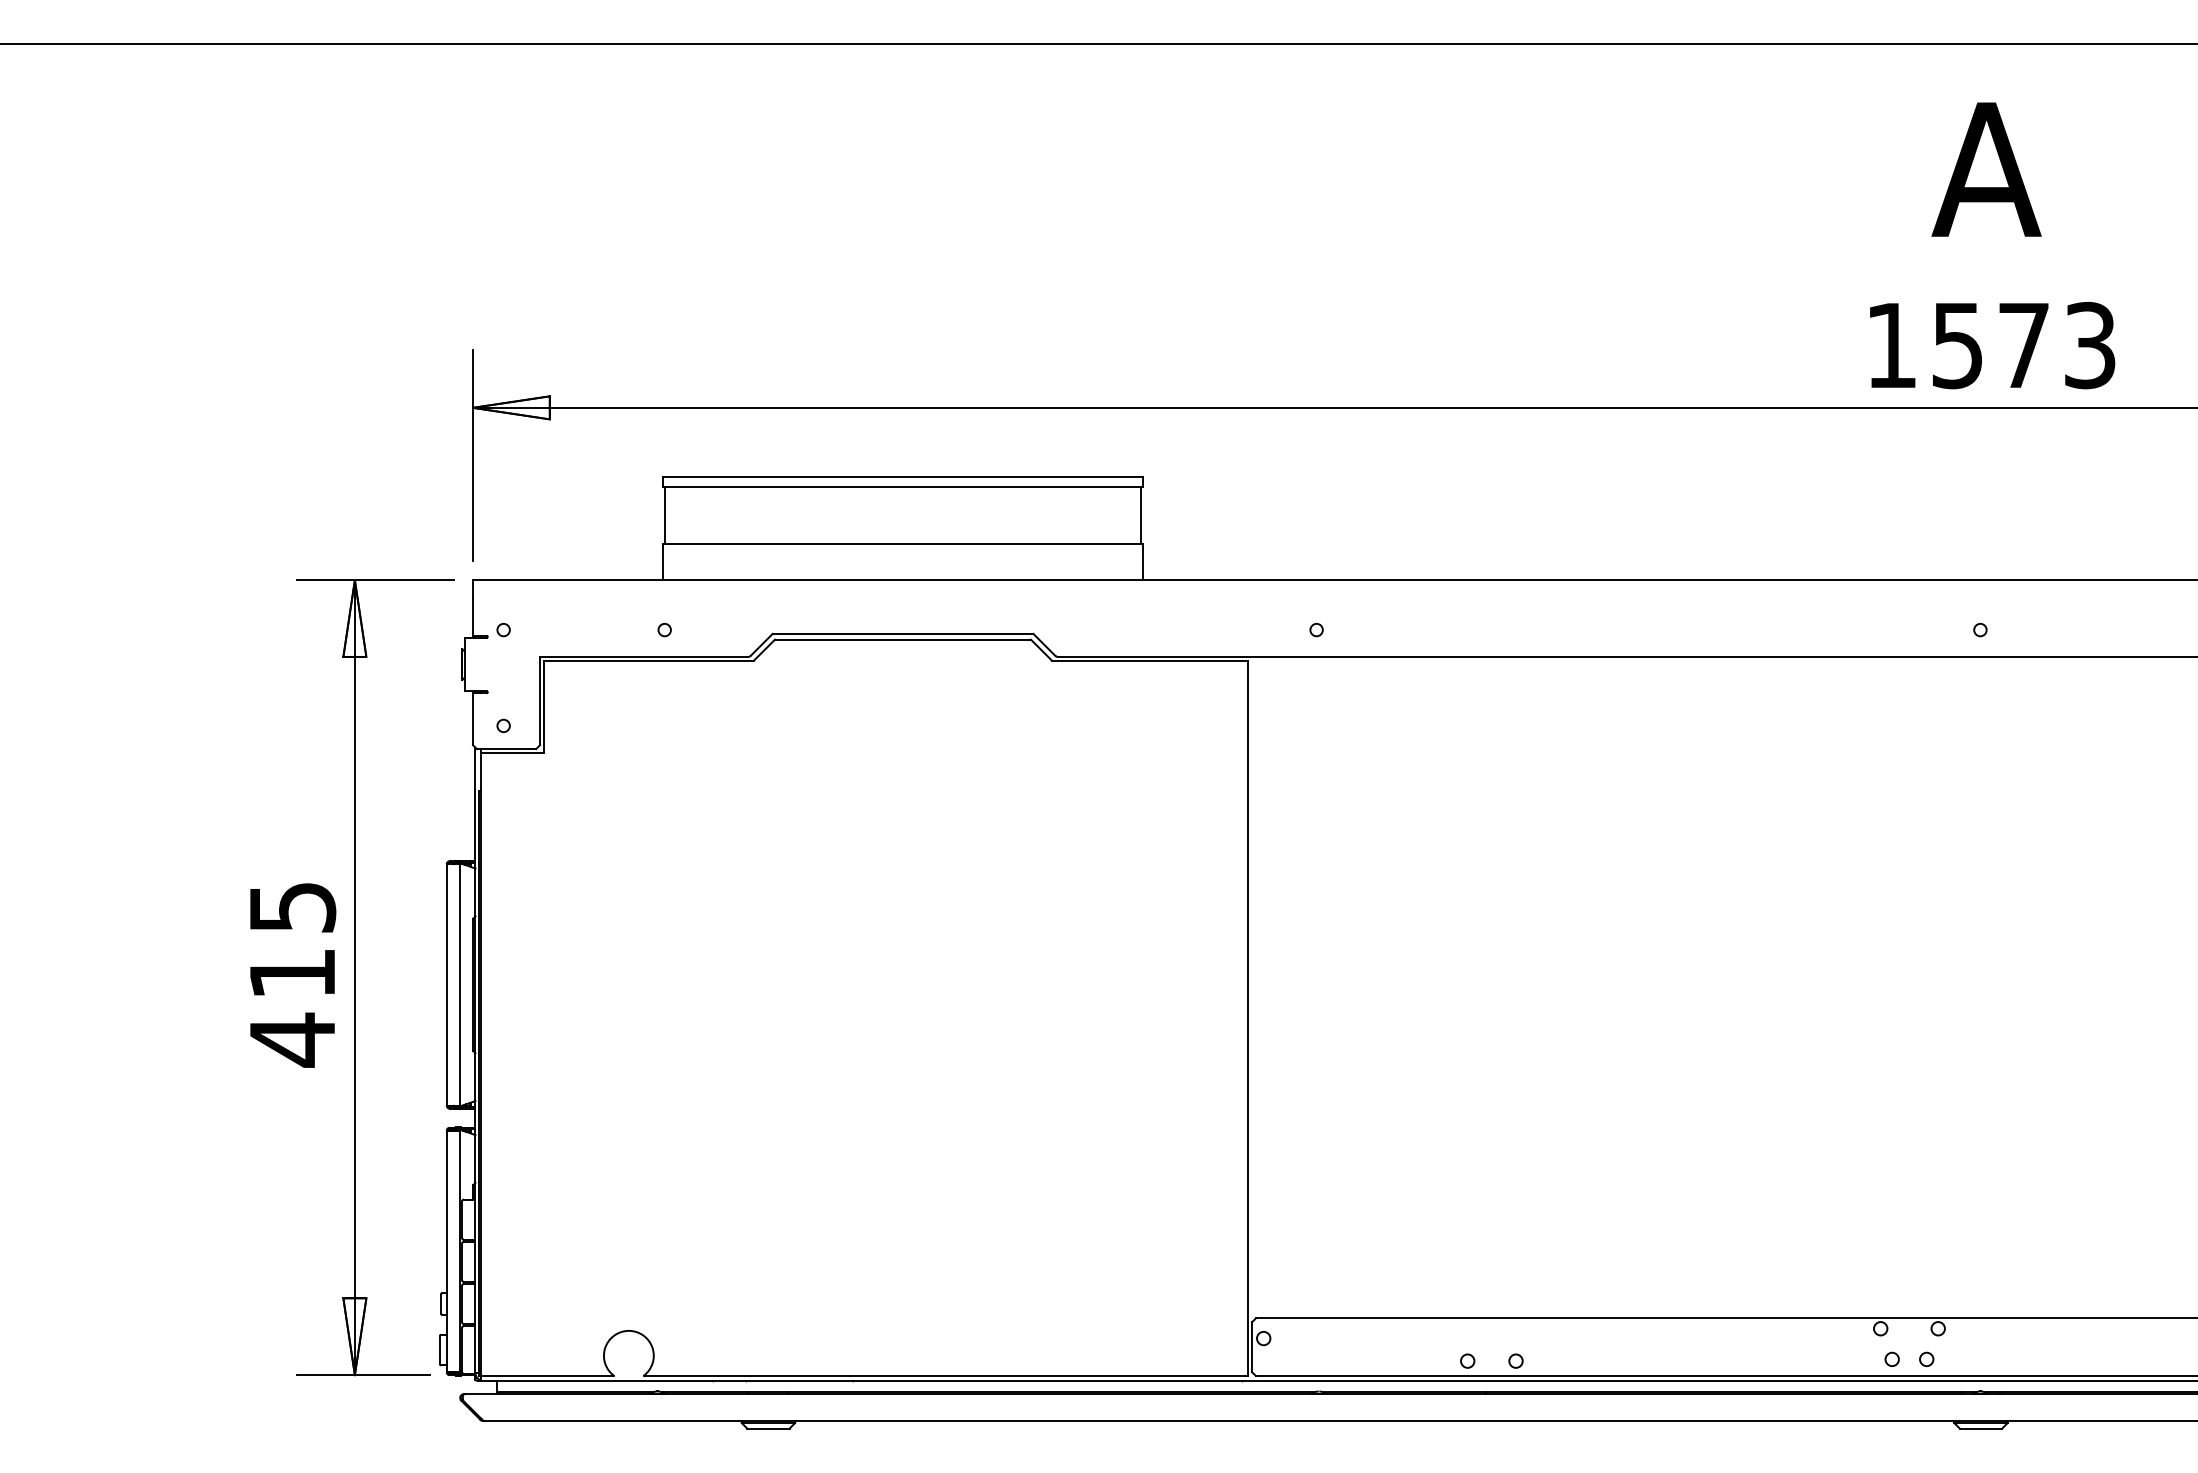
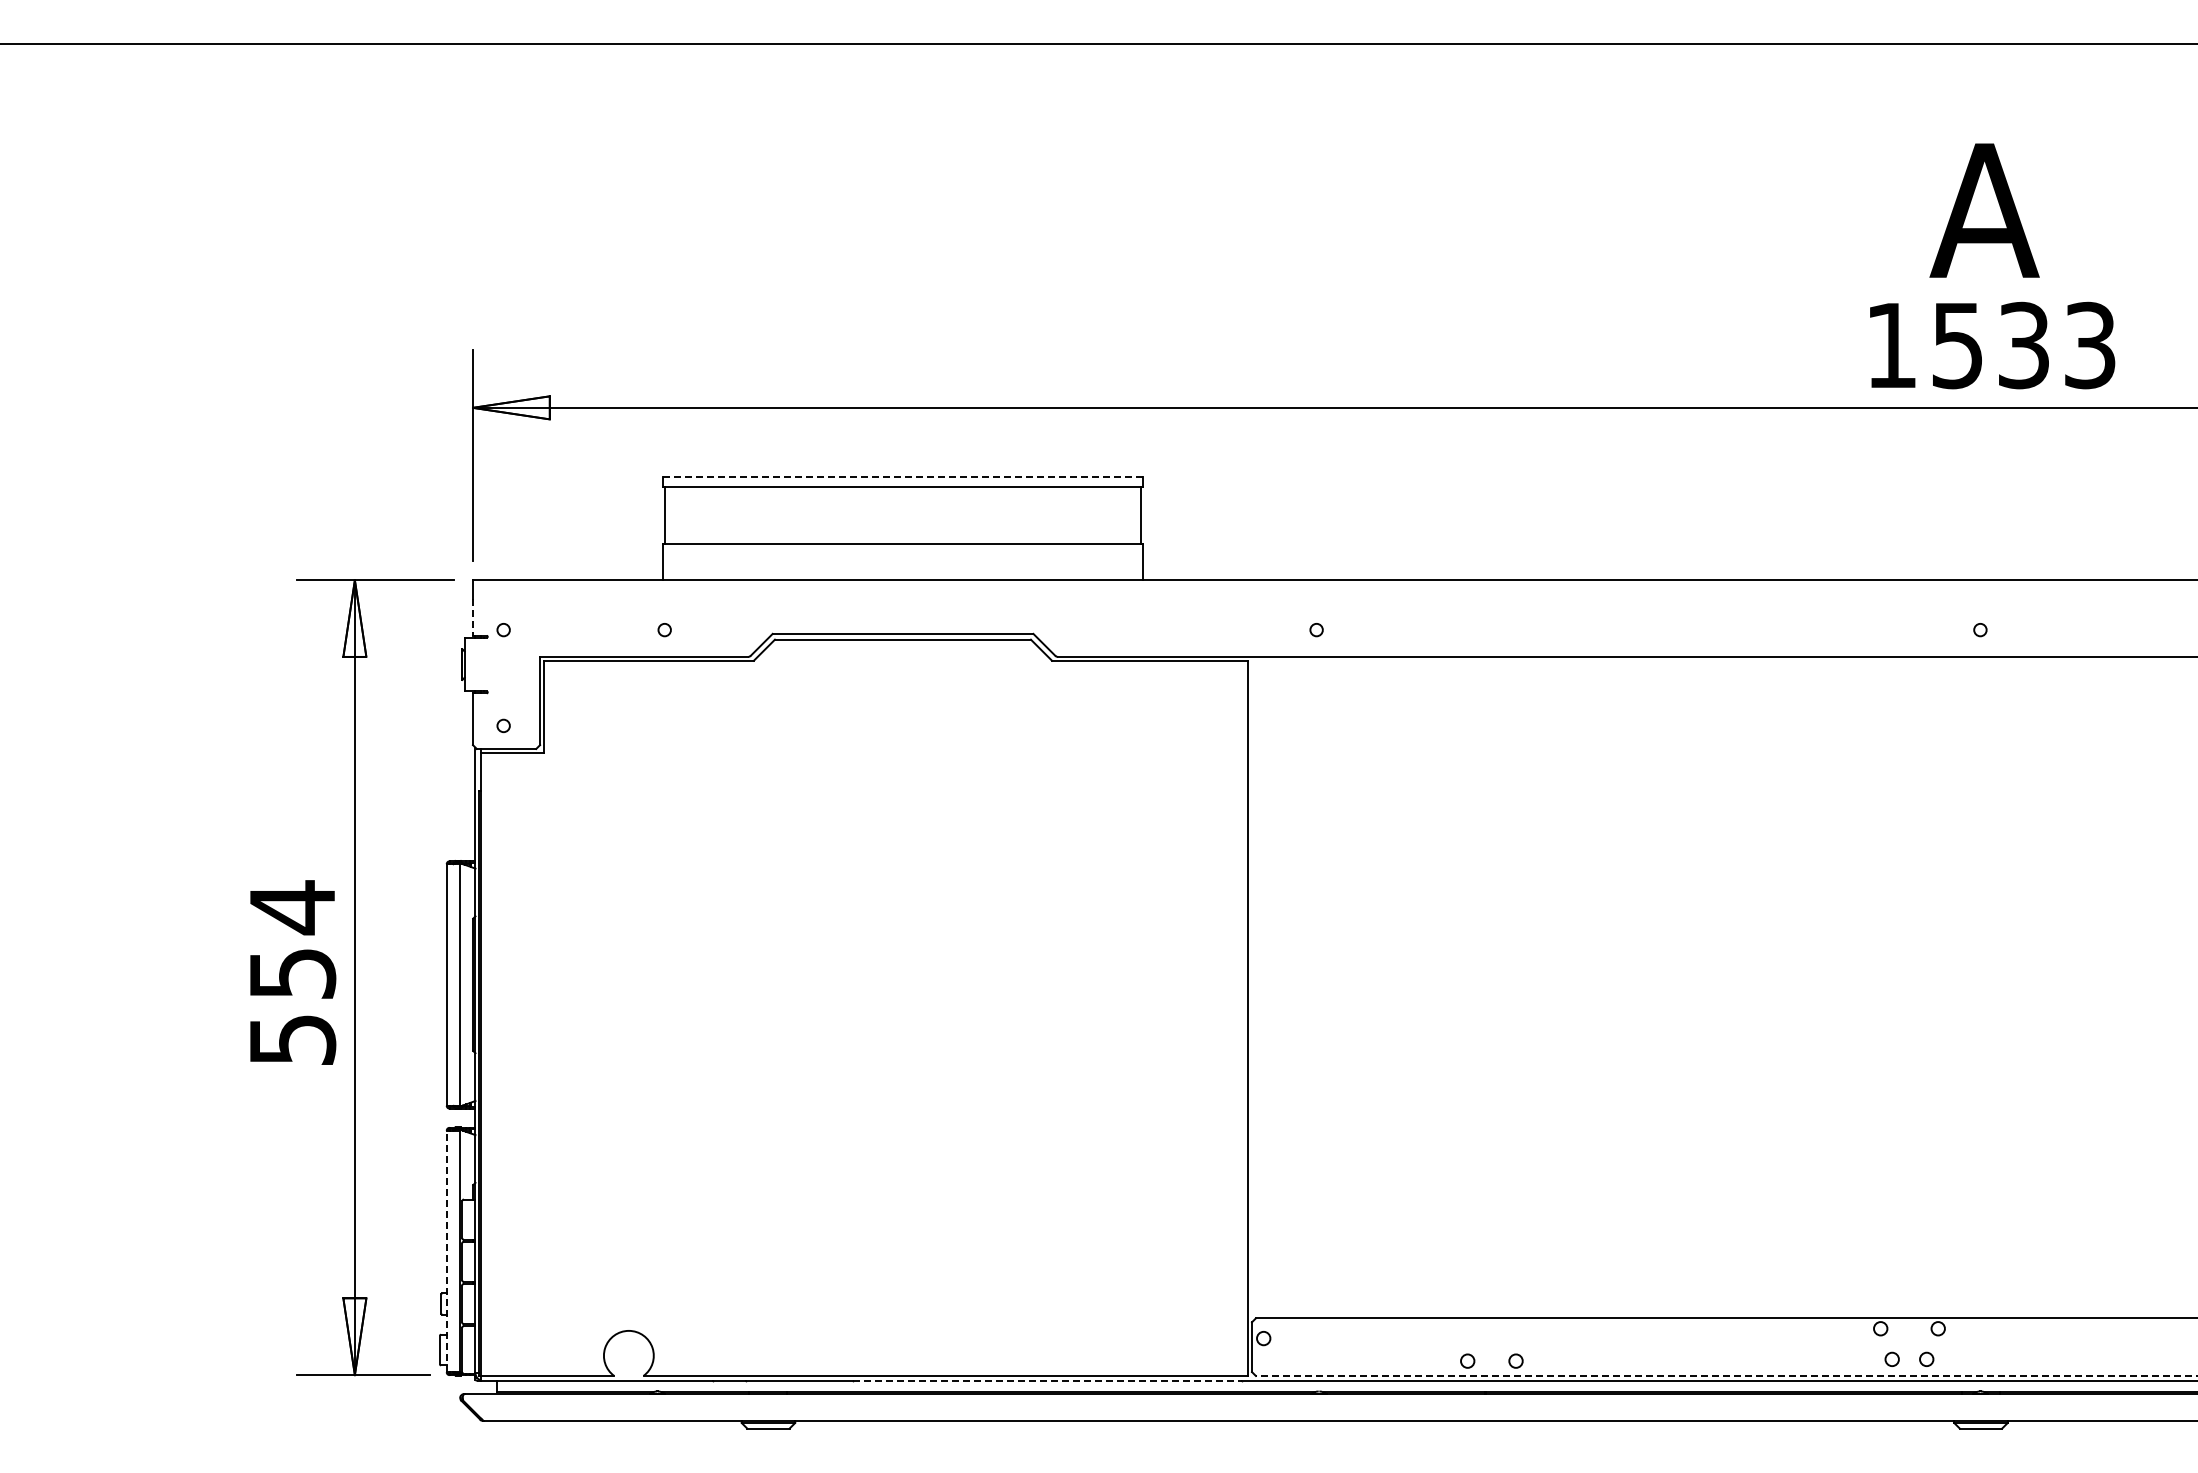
text position: (1986, 169) -> (1984, 210) (1984, 210)
text: 1573 -> 1533 (2023, 345)
line: solid -> dashed (903, 477)
line: solid -> dashed (473, 618)
text: 415 -> 554 (293, 973)
line: solid -> dashed (446, 1251)
line: solid -> dashed (1726, 1375)
line: solid -> dashed (1047, 1380)
